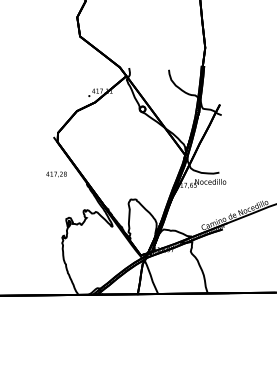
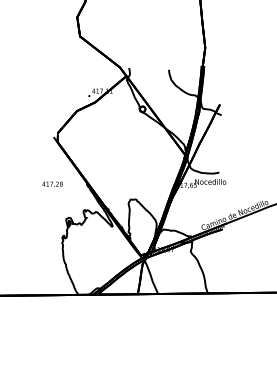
text position: (56, 174) -> (52, 184) (52, 184)
